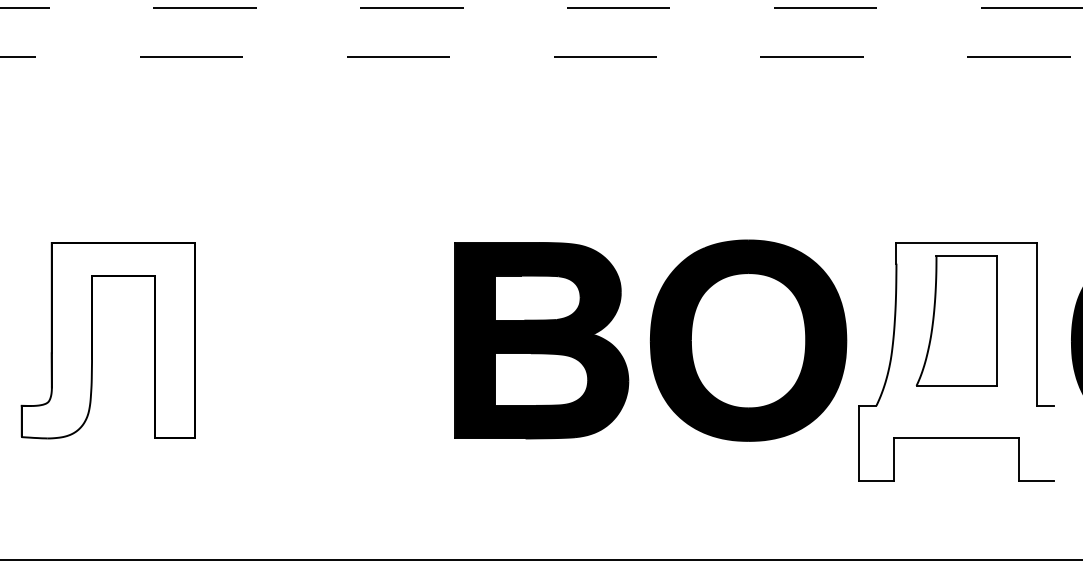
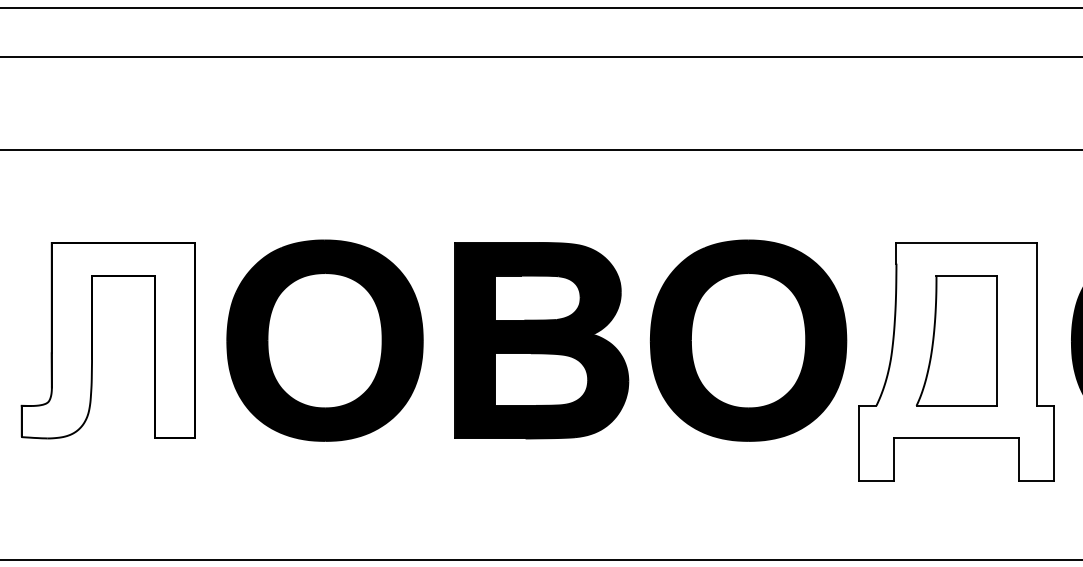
line: dashed -> solid (541, 7)
line: dashed -> solid (541, 56)
line: none -> present (540, 150)
part position: (956, 320) -> (956, 340) (956, 340)
part: none -> present (324, 340)
line: none -> present (1054, 443)
